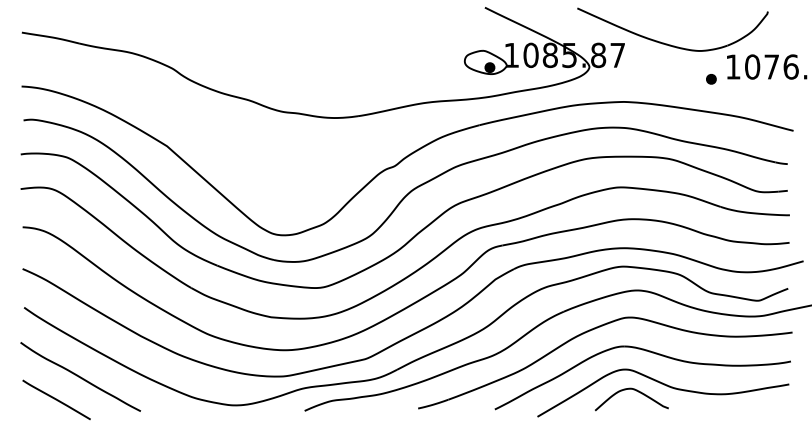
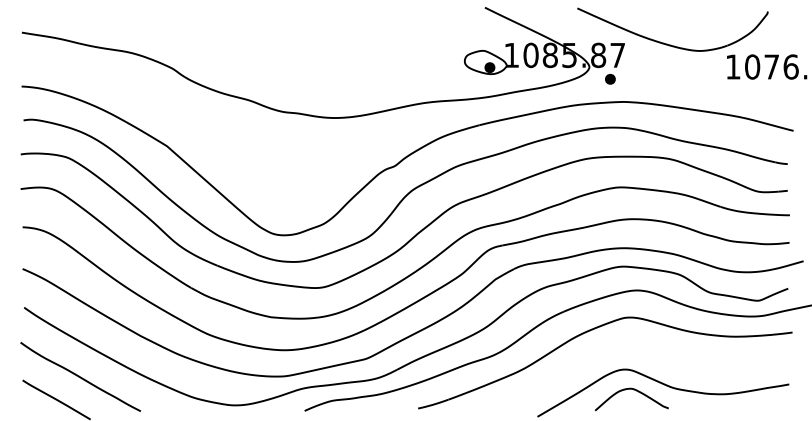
part position: (711, 79) -> (610, 79) (610, 79)
part: present -> none (649, 352)
